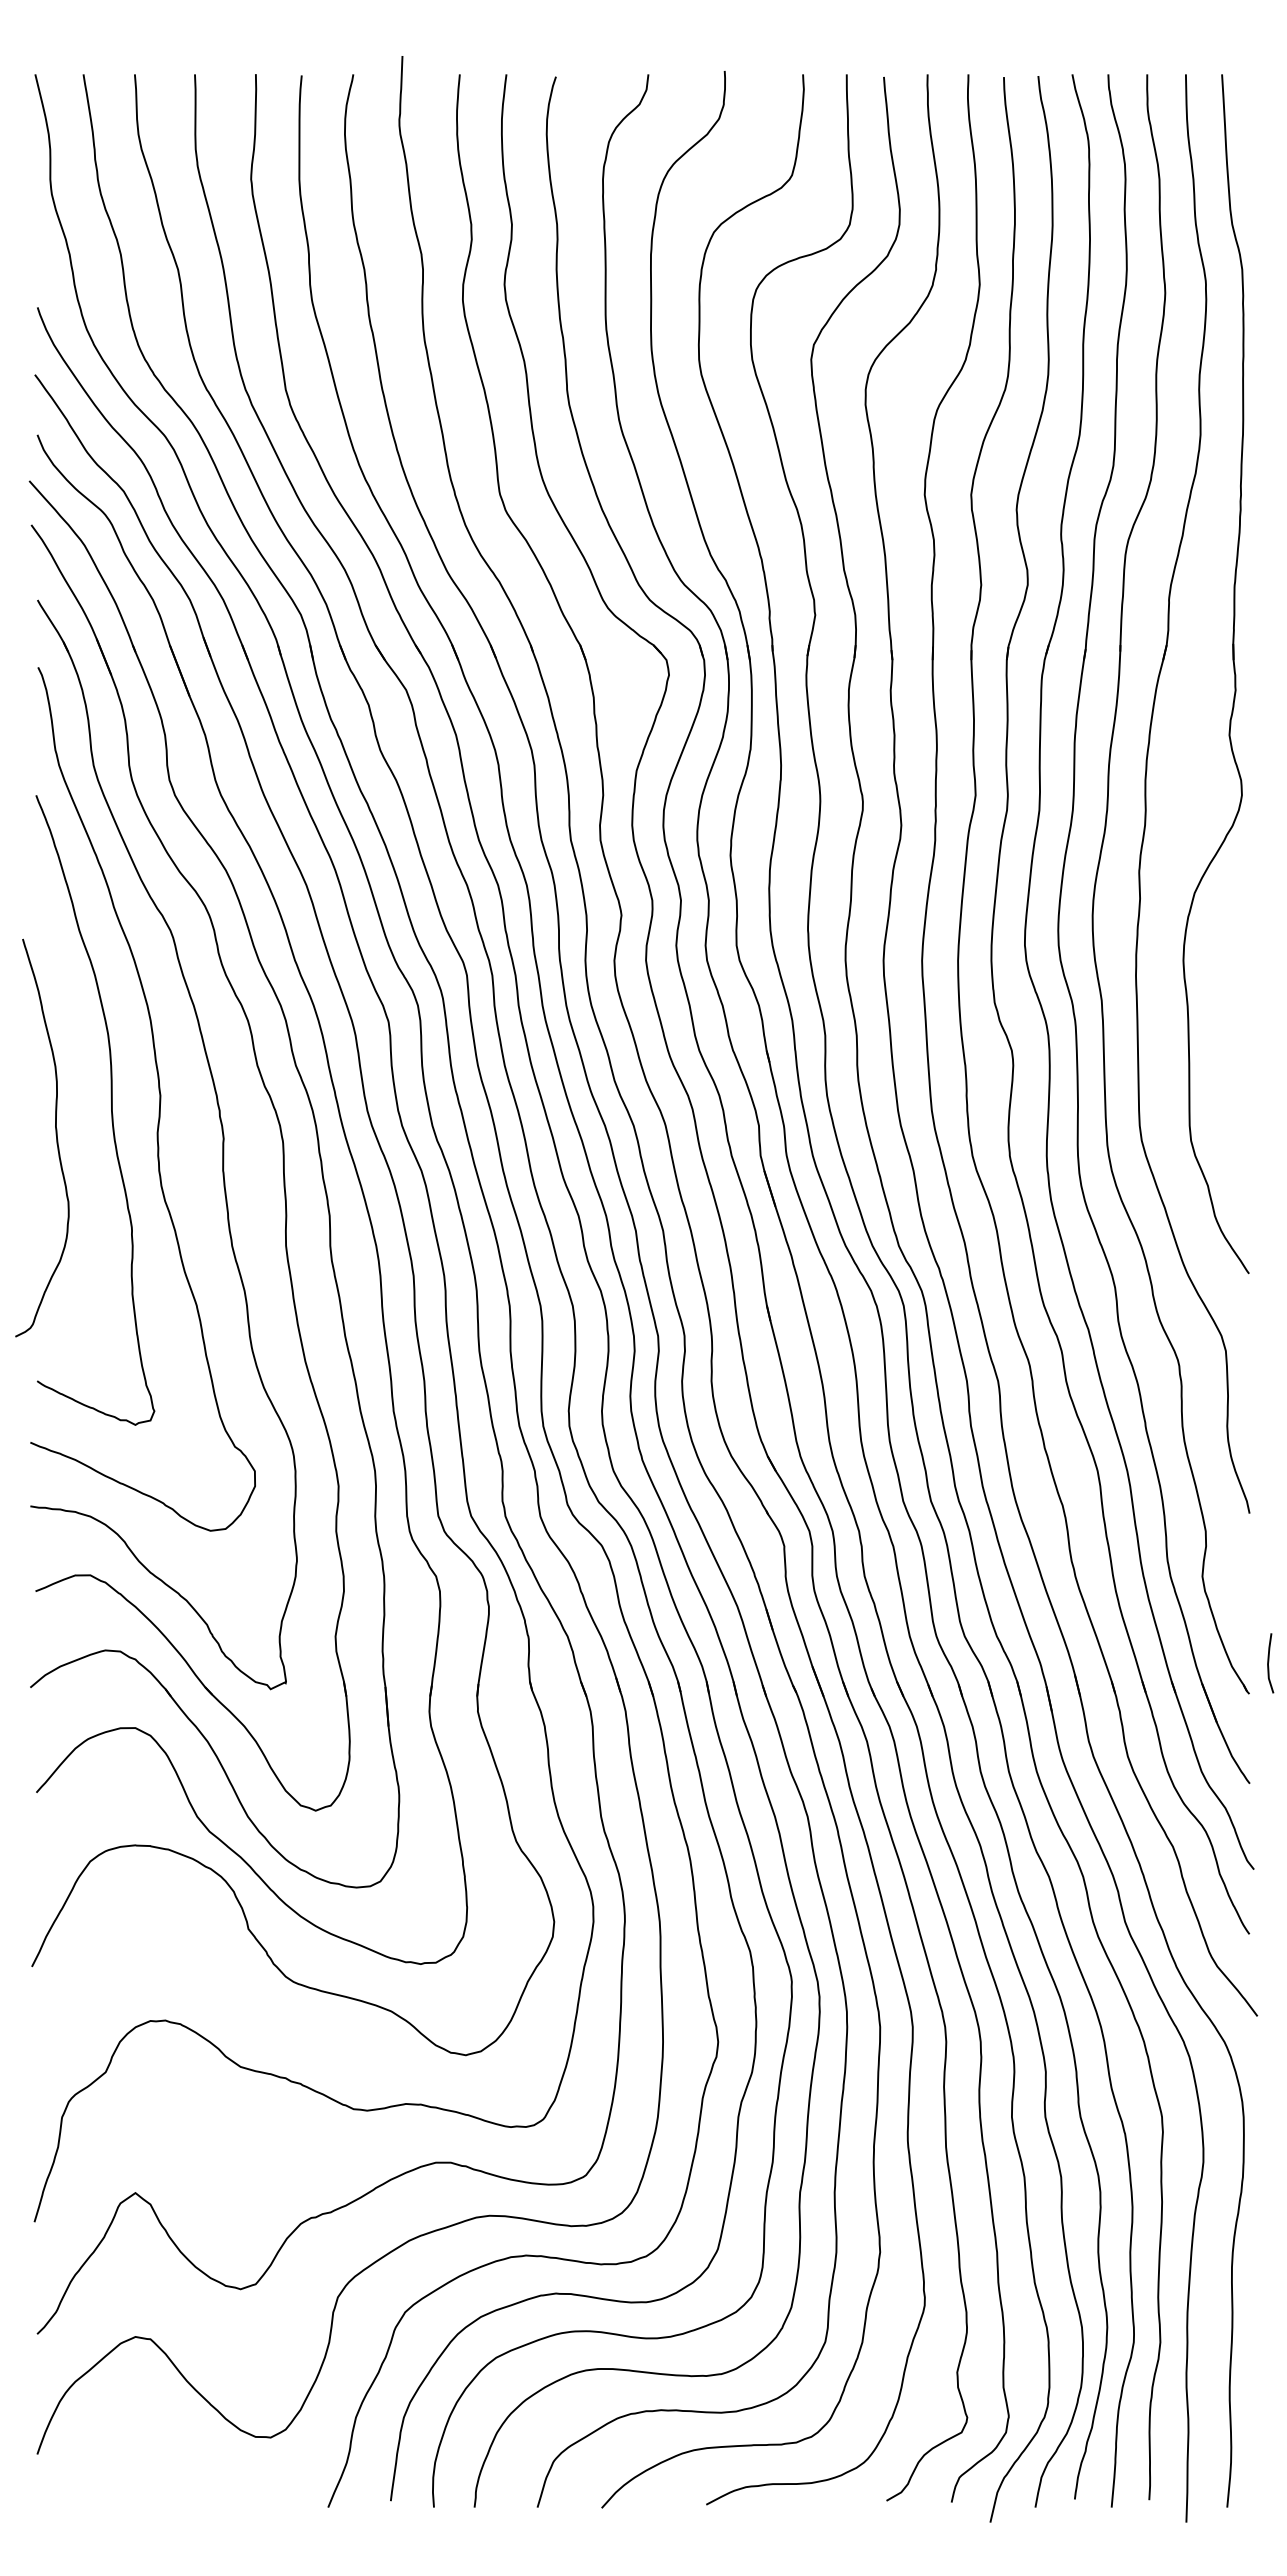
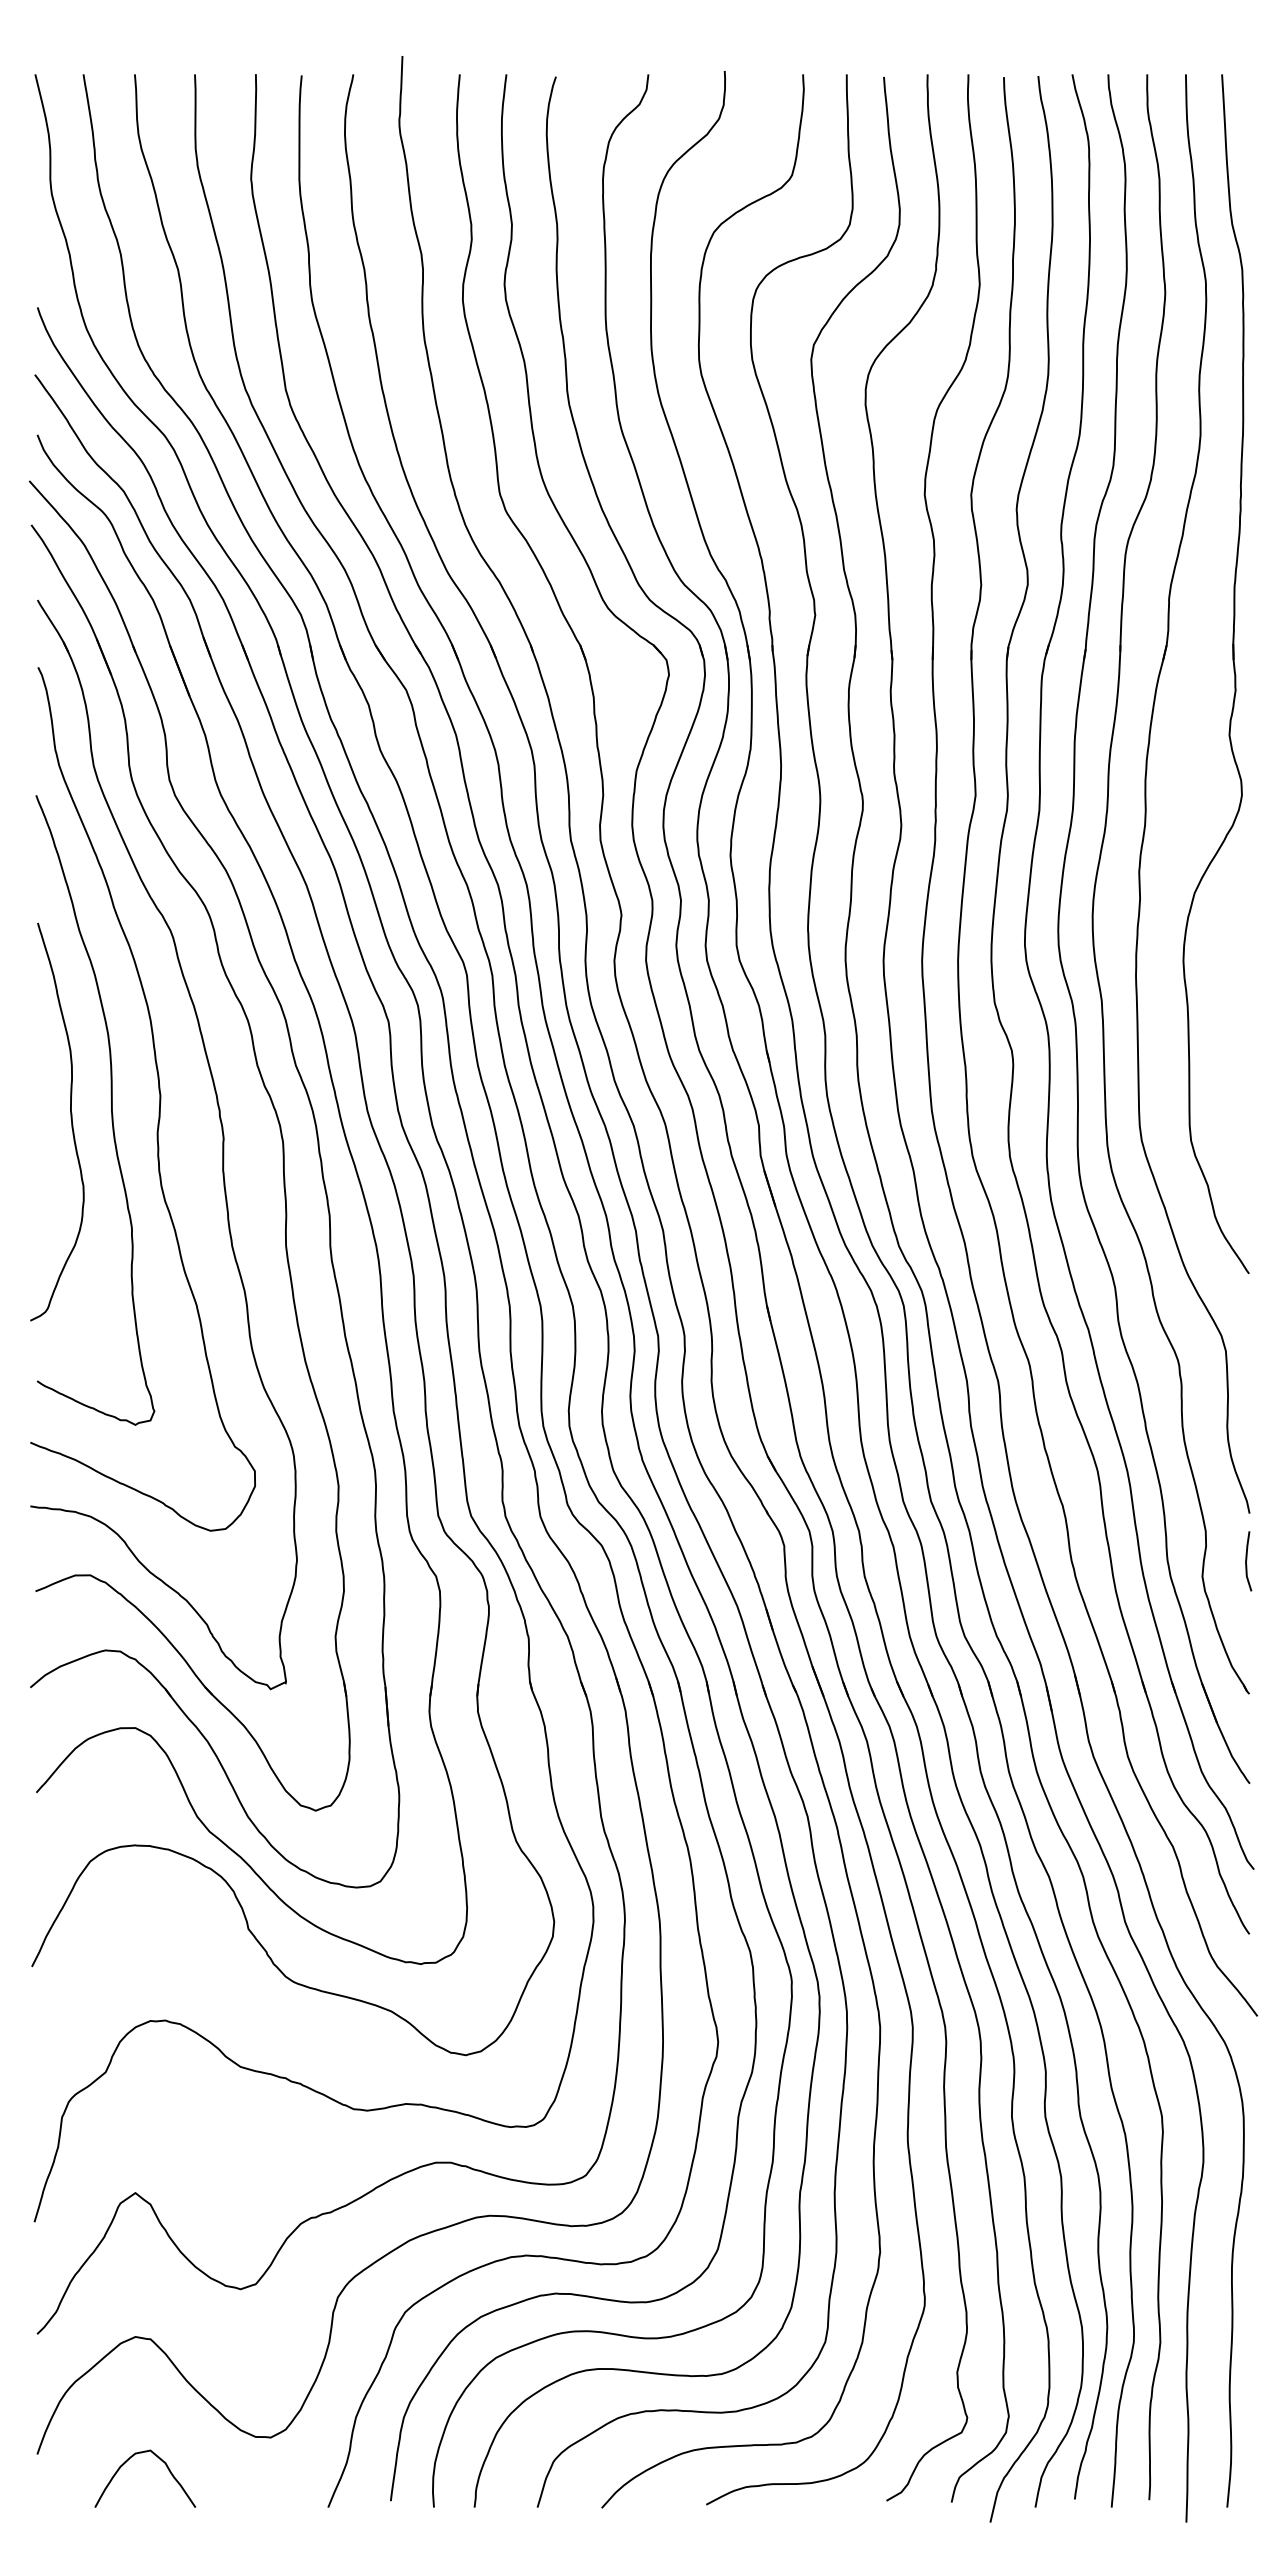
curve position: (55, 1135) -> (70, 1119) (70, 1119)
line position: (1269, 1662) -> (1247, 1560) (1247, 1560)
curve: none -> present (161, 2461)
